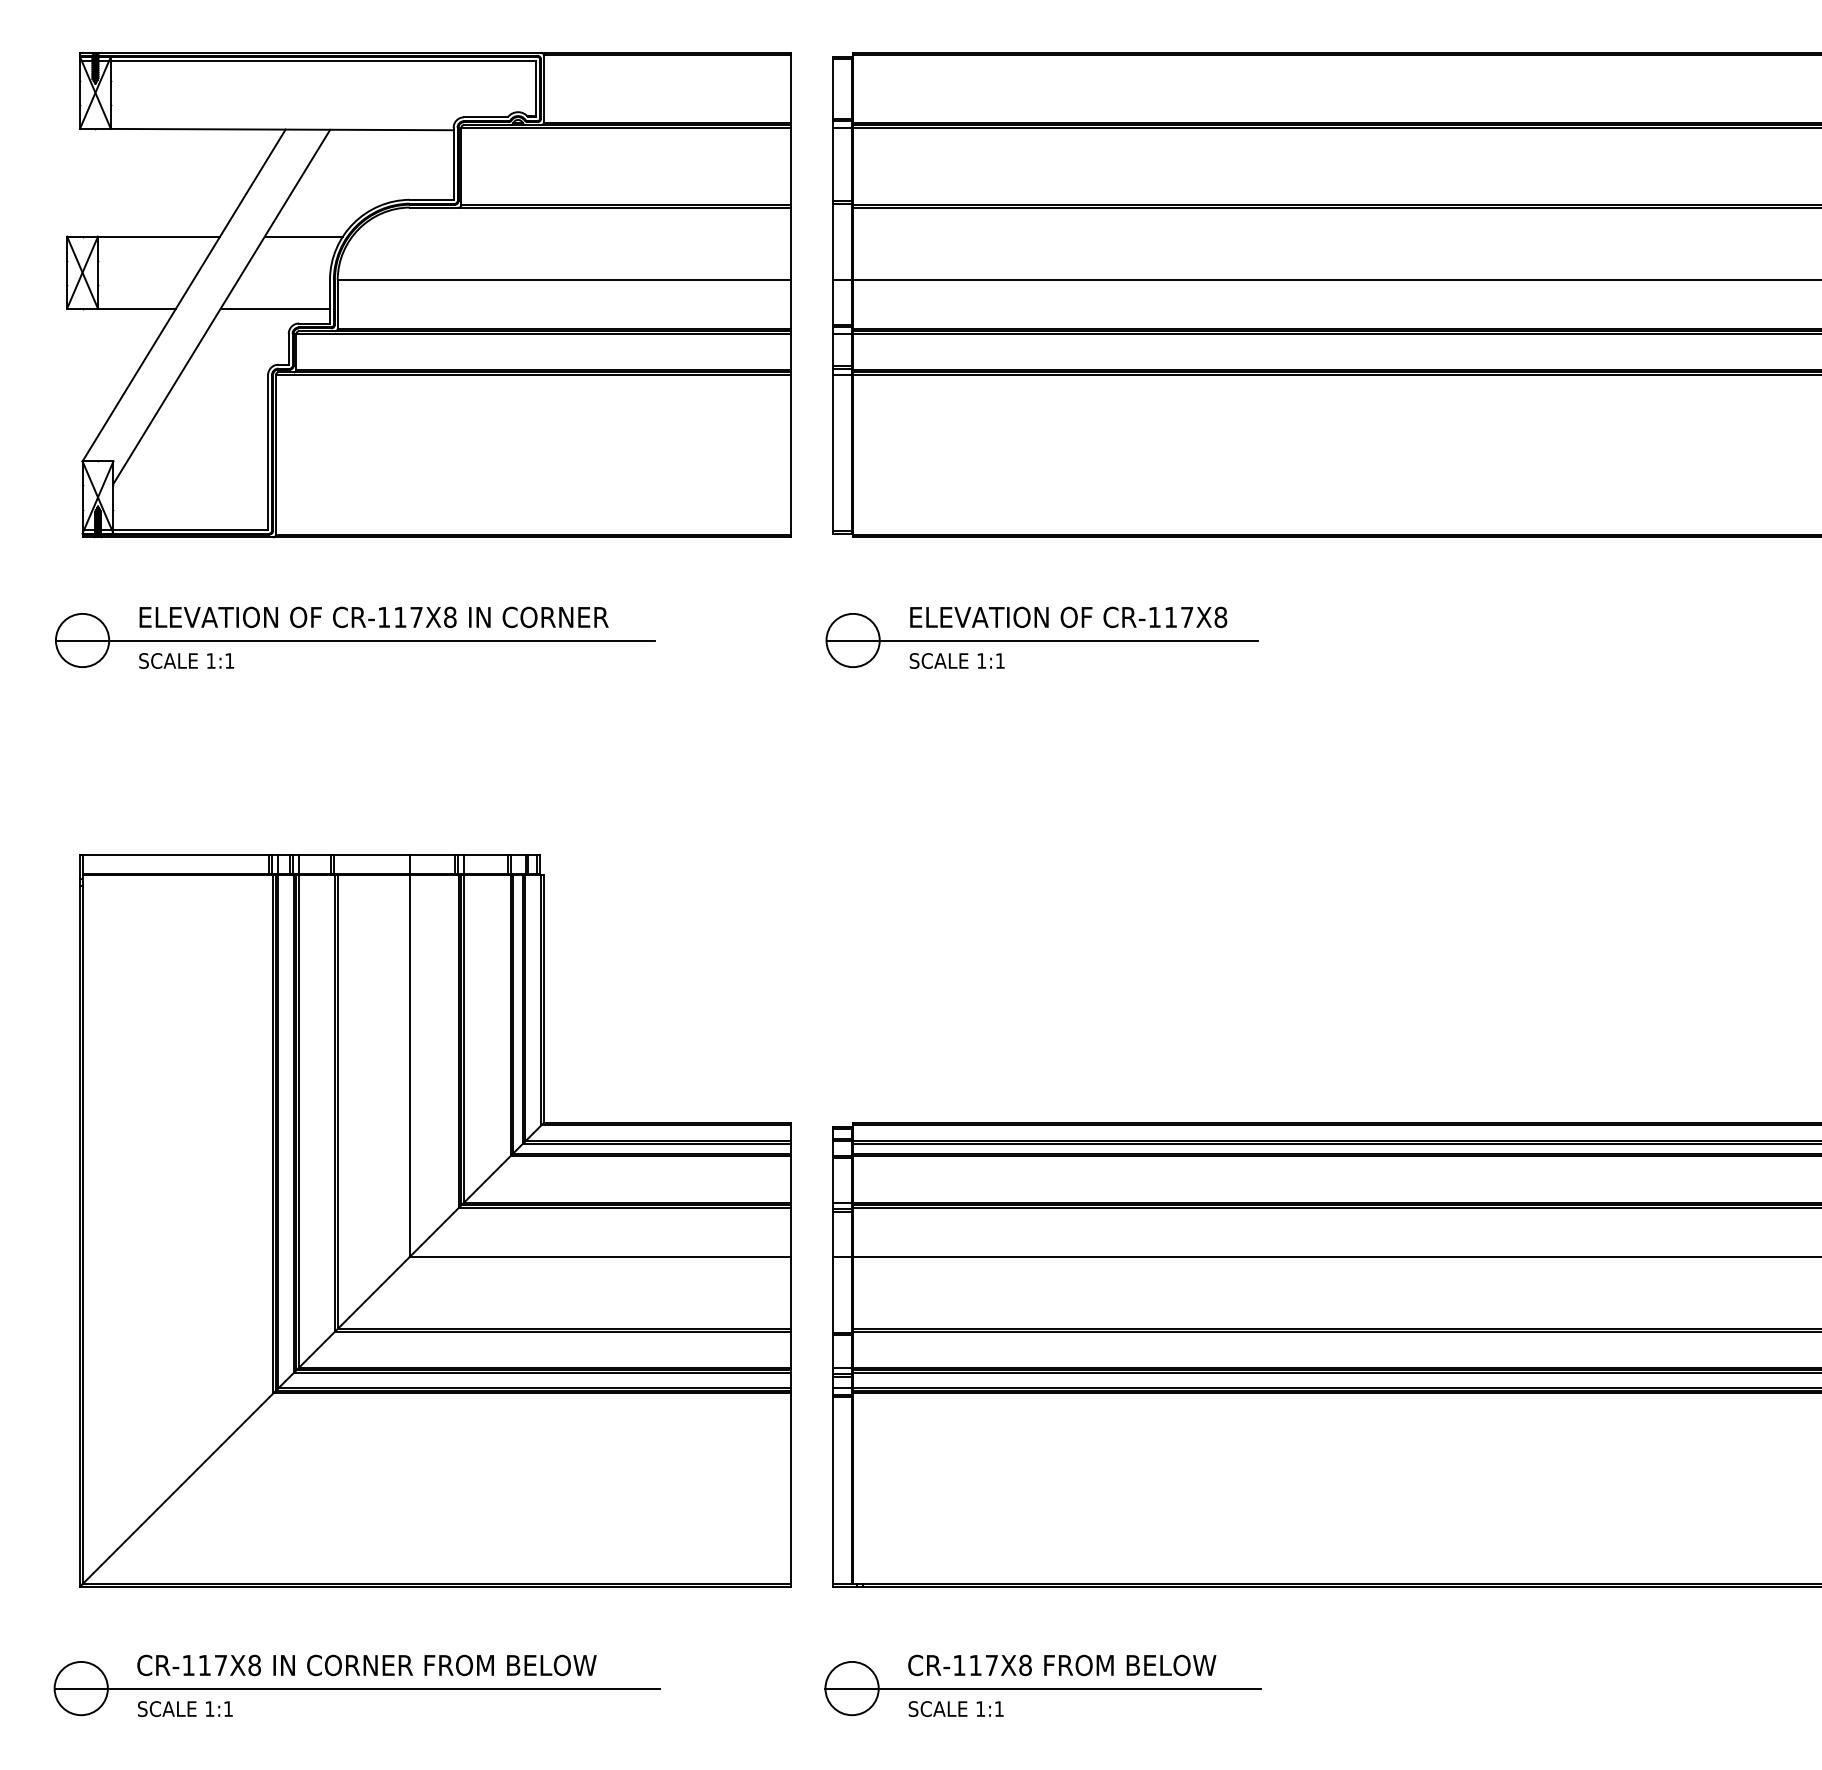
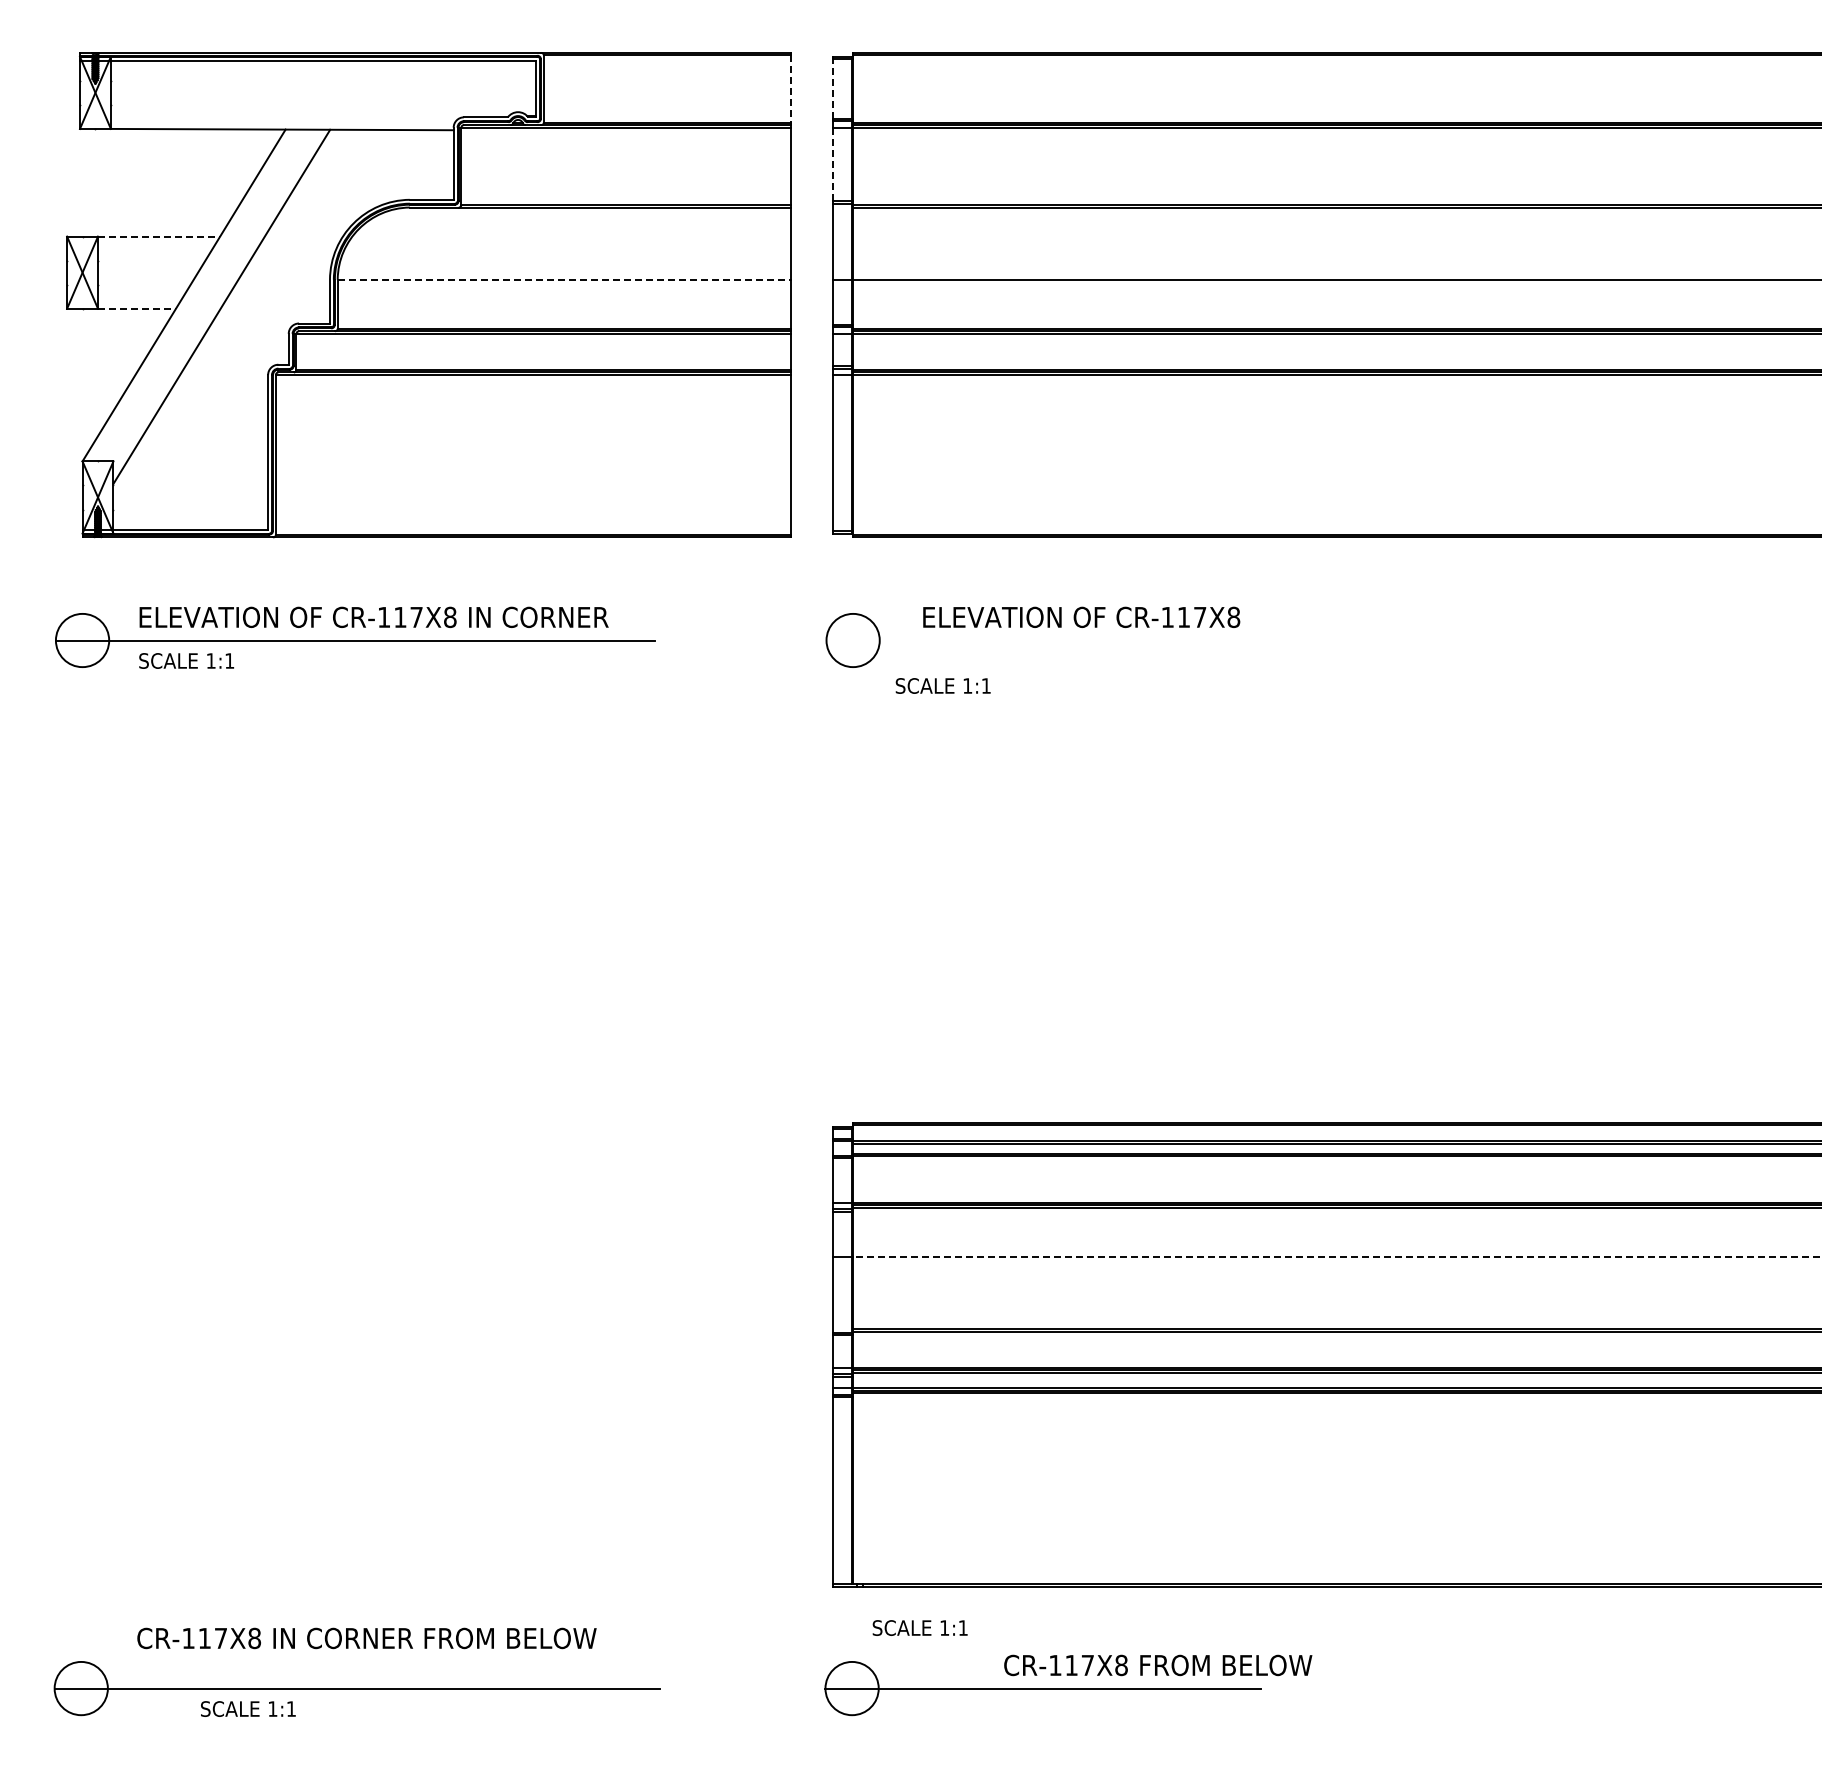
line: solid -> dashed (791, 89)
line: solid -> dashed (832, 89)
line: solid -> dashed (832, 164)
line: solid -> dashed (159, 236)
line: present -> none (303, 236)
line: solid -> dashed (564, 279)
line: solid -> dashed (137, 308)
line: present -> none (274, 308)
text position: (1068, 616) -> (1081, 616) (1081, 616)
line: present -> none (1041, 640)
text position: (956, 660) -> (942, 685) (942, 685)
part: present -> none (434, 1220)
line: solid -> dashed (1336, 1256)
text position: (366, 1665) -> (366, 1638) (366, 1638)
text position: (1062, 1665) -> (1158, 1665) (1158, 1665)
text position: (185, 1708) -> (248, 1708) (248, 1708)
text position: (955, 1708) -> (919, 1627) (919, 1627)
